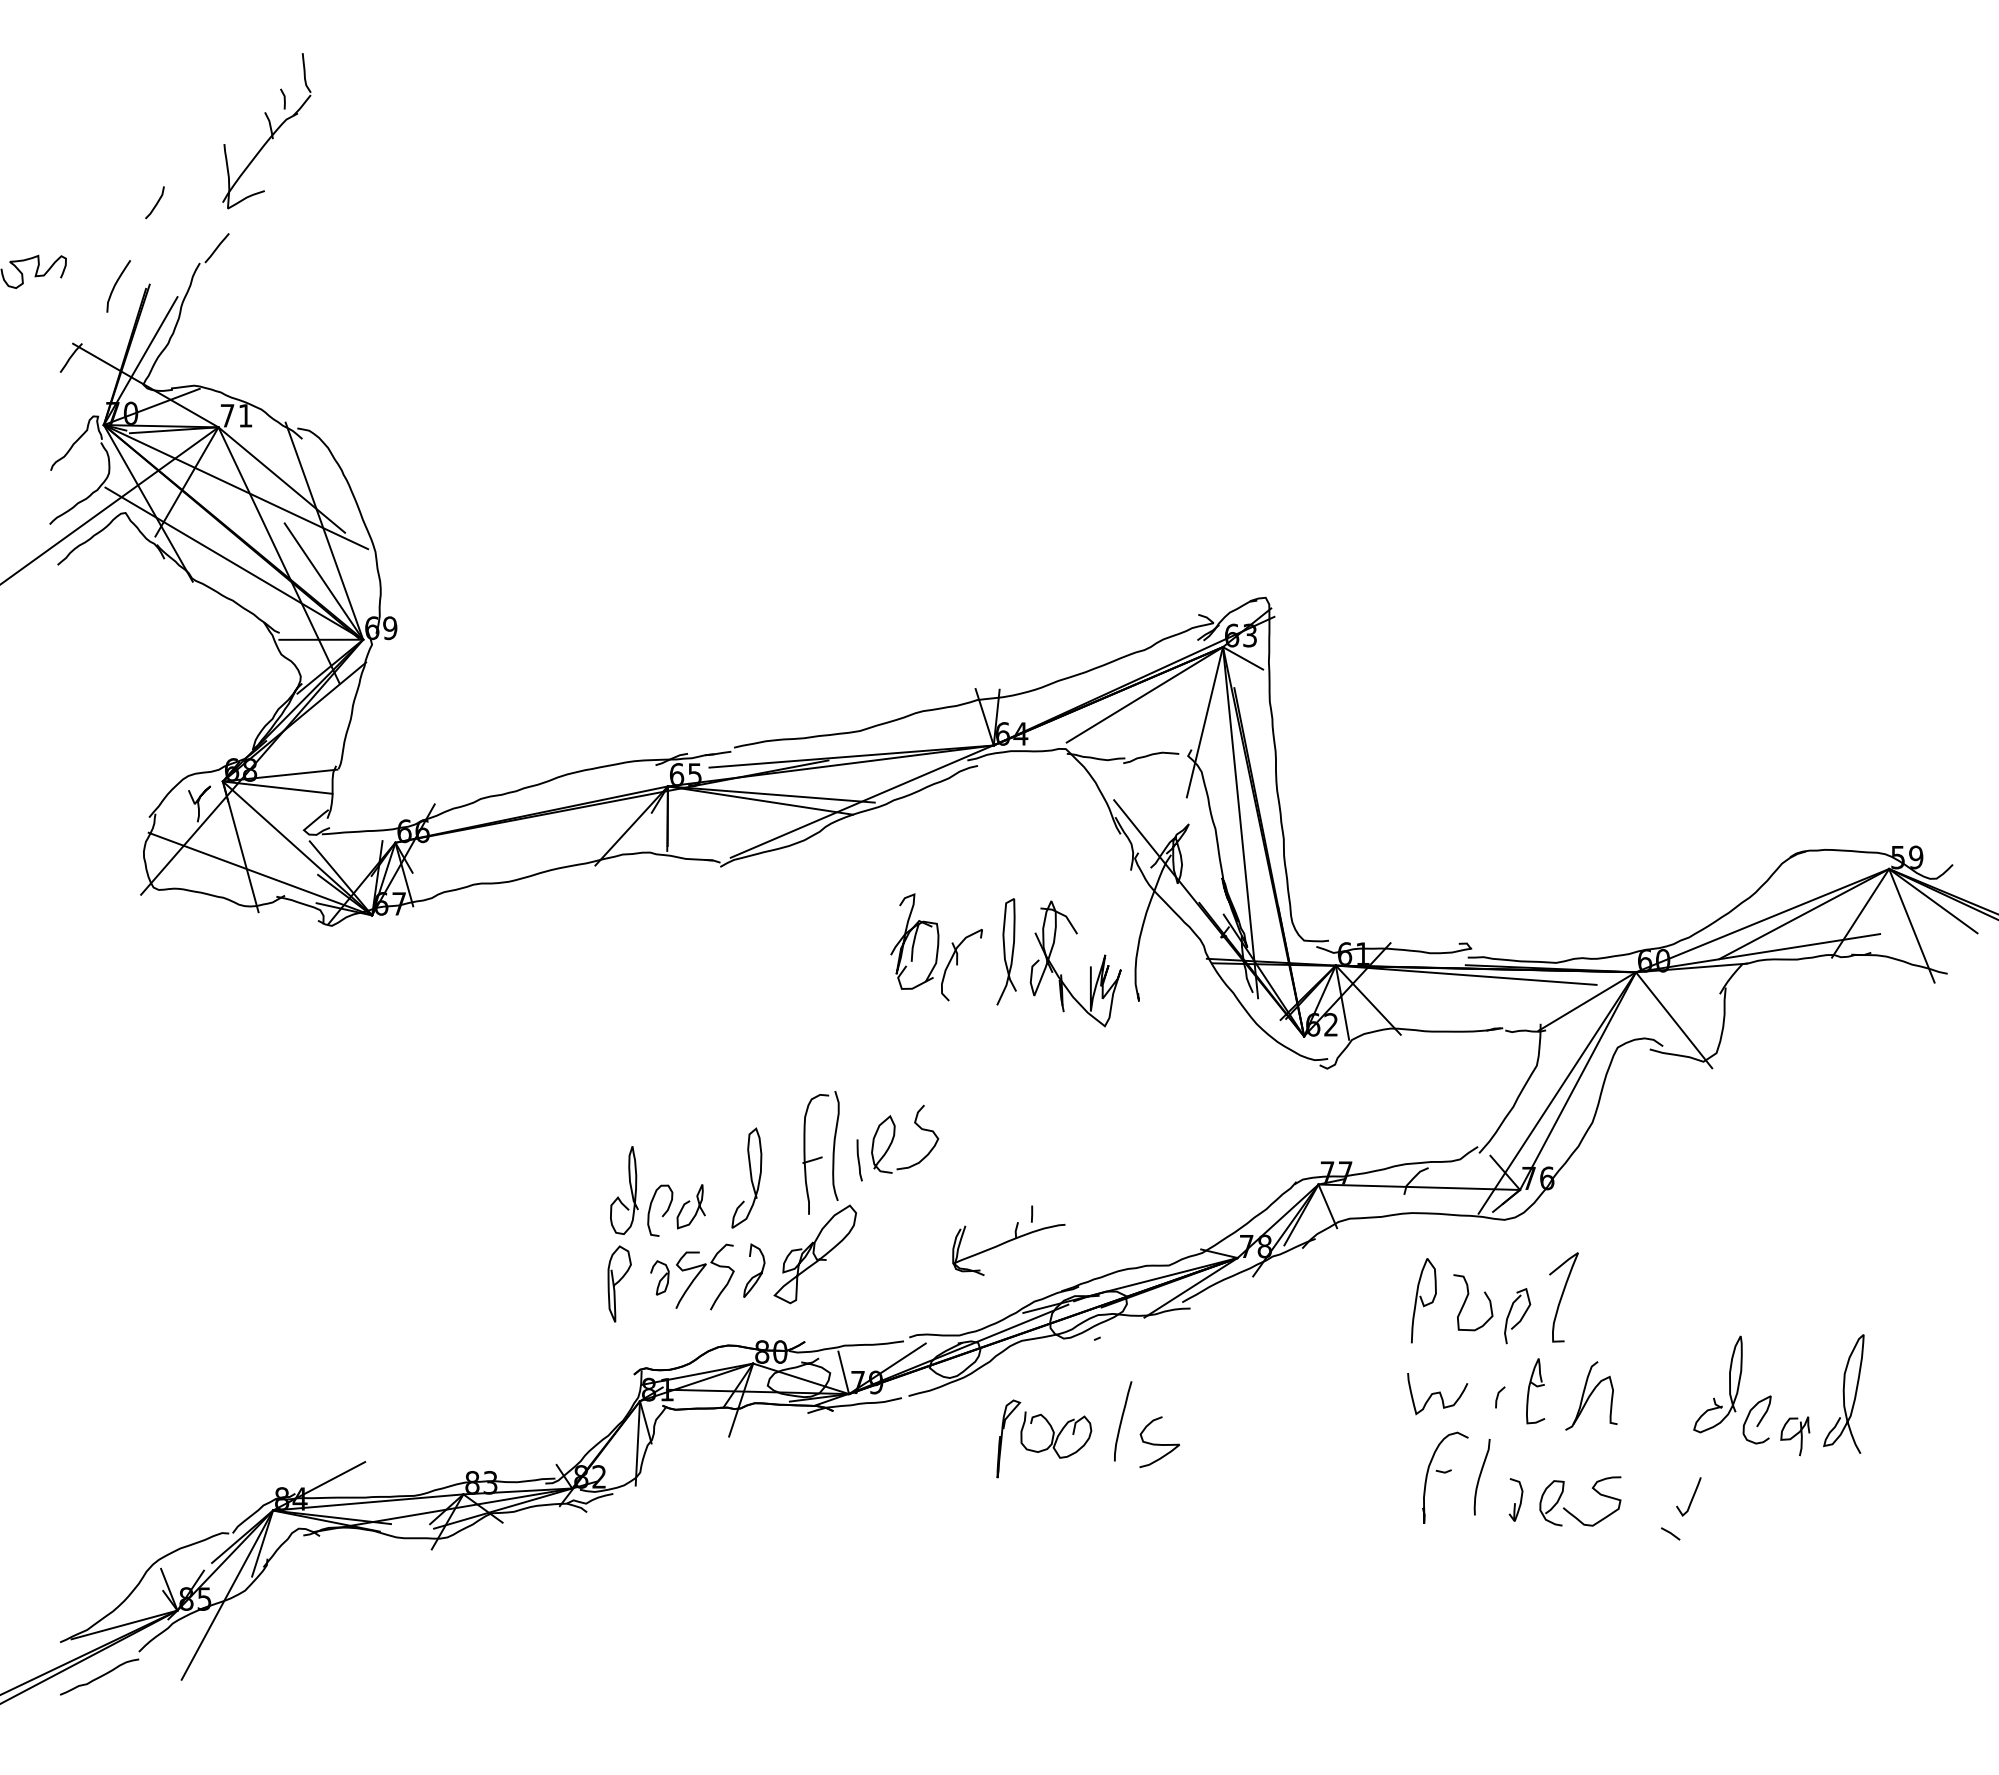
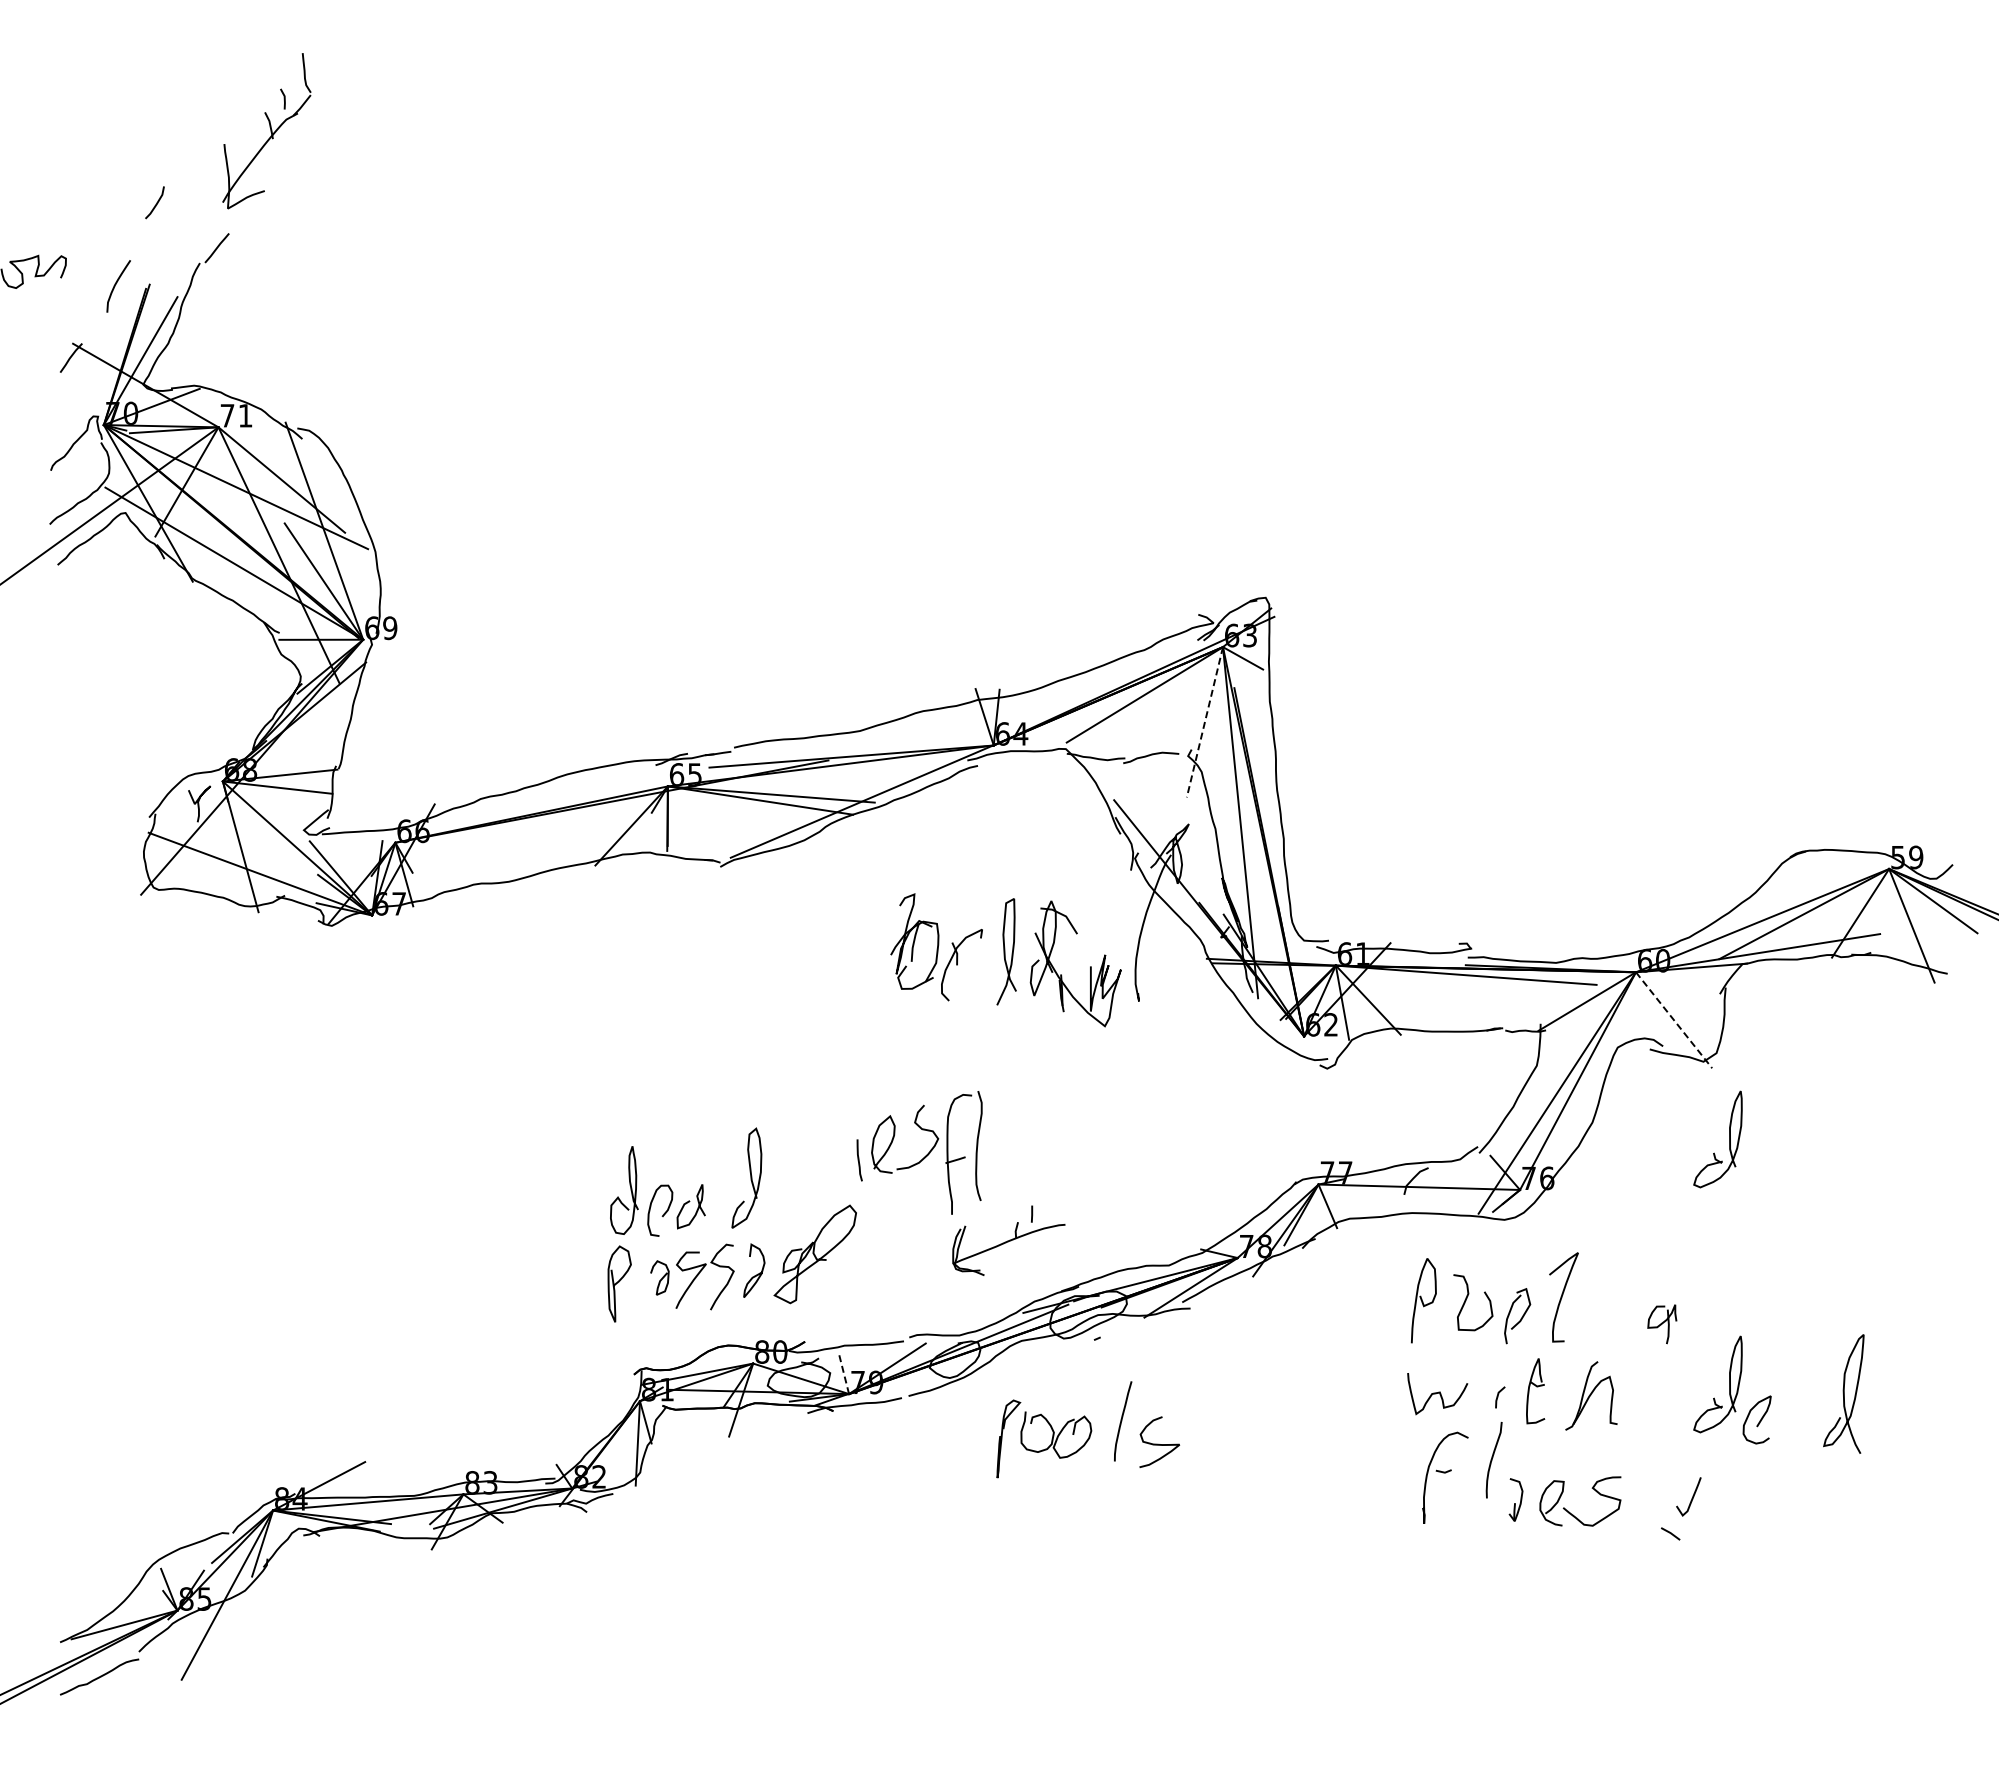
line: solid -> dashed (1204, 722)
line: solid -> dashed (1674, 1020)
part: none -> present (1729, 1139)
part position: (820, 1152) -> (963, 1152) (963, 1152)
line: solid -> dashed (843, 1372)
part position: (1795, 1436) -> (1662, 1324) (1662, 1324)
curve position: (1480, 1477) -> (1492, 1460) (1492, 1460)
